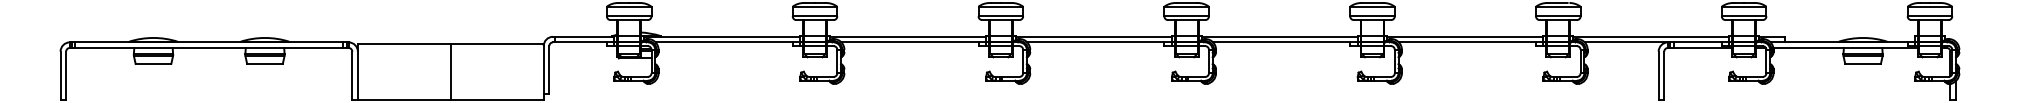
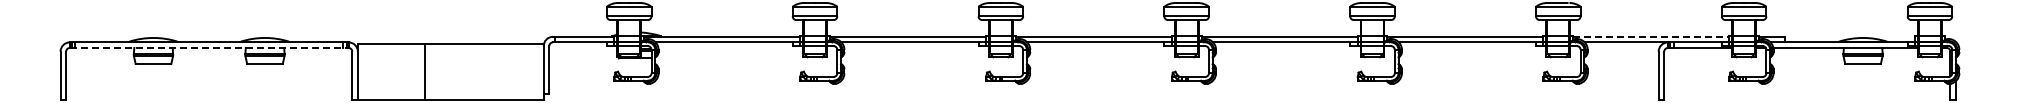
line: solid -> dashed (1651, 36)
line: solid -> dashed (209, 47)
line position: (450, 71) -> (424, 71) (424, 71)
